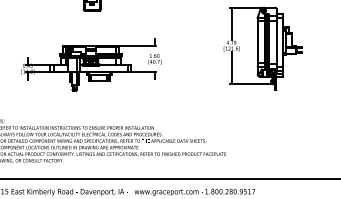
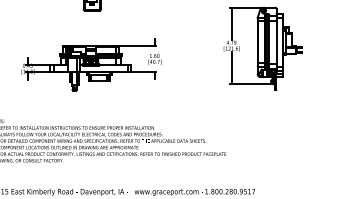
line: present -> none (169, 178)
